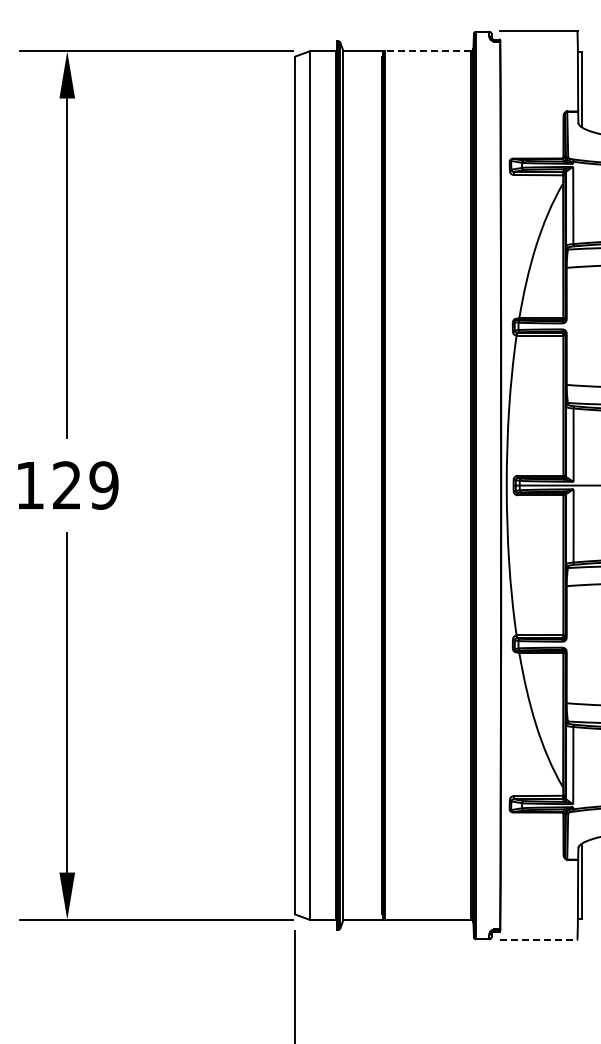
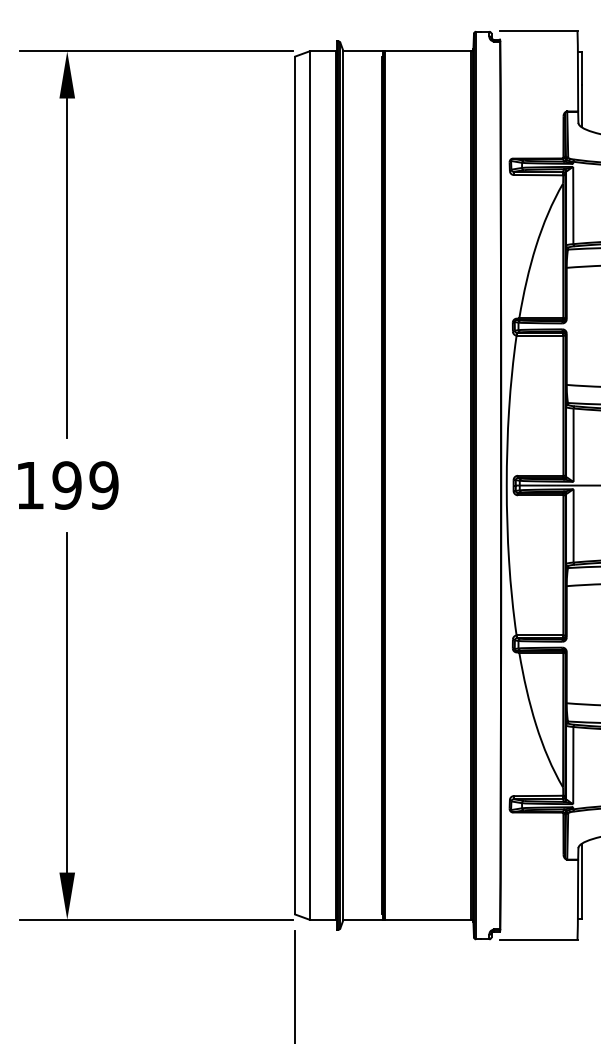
line: dashed -> solid (427, 51)
text: 129 -> 199 (66, 485)
line: dashed -> solid (538, 939)
